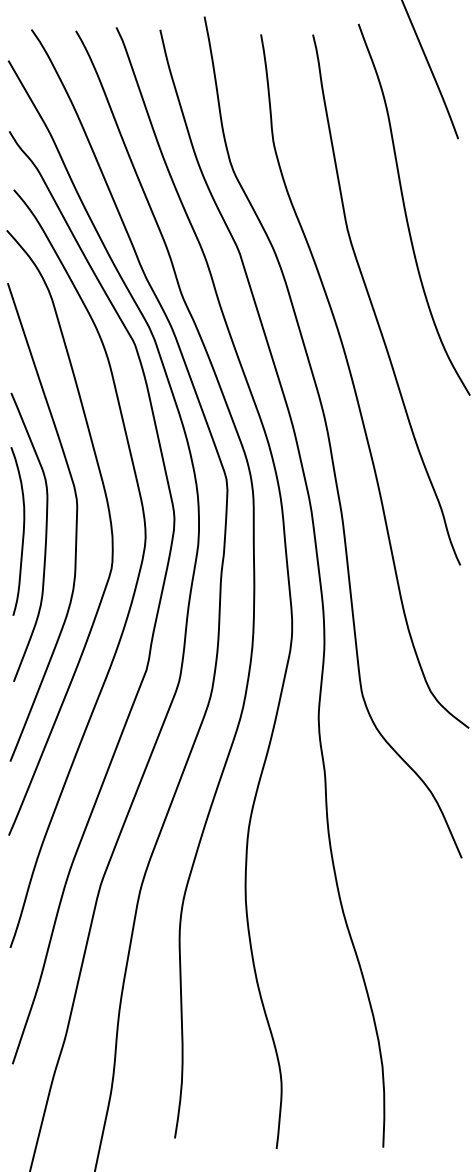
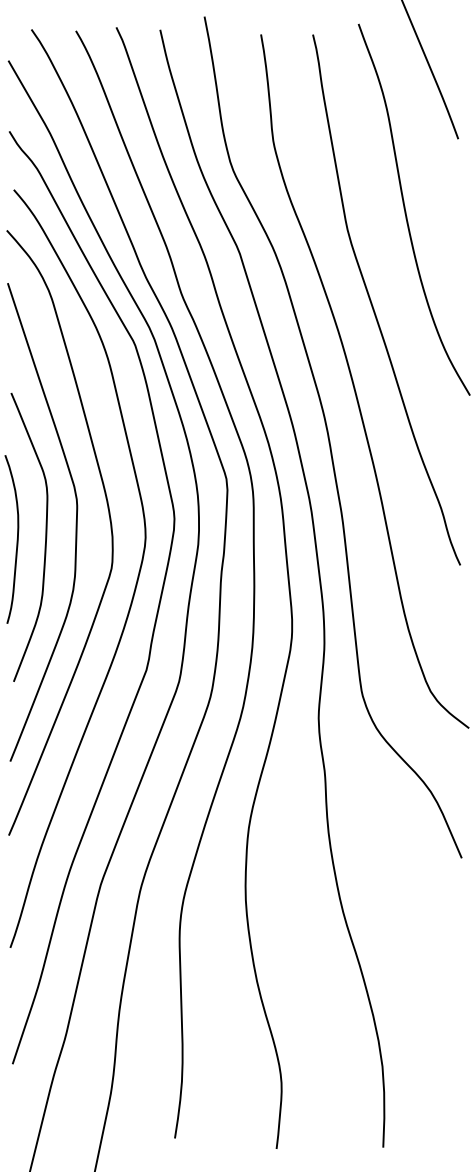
curve position: (22, 531) -> (16, 539) (16, 539)
